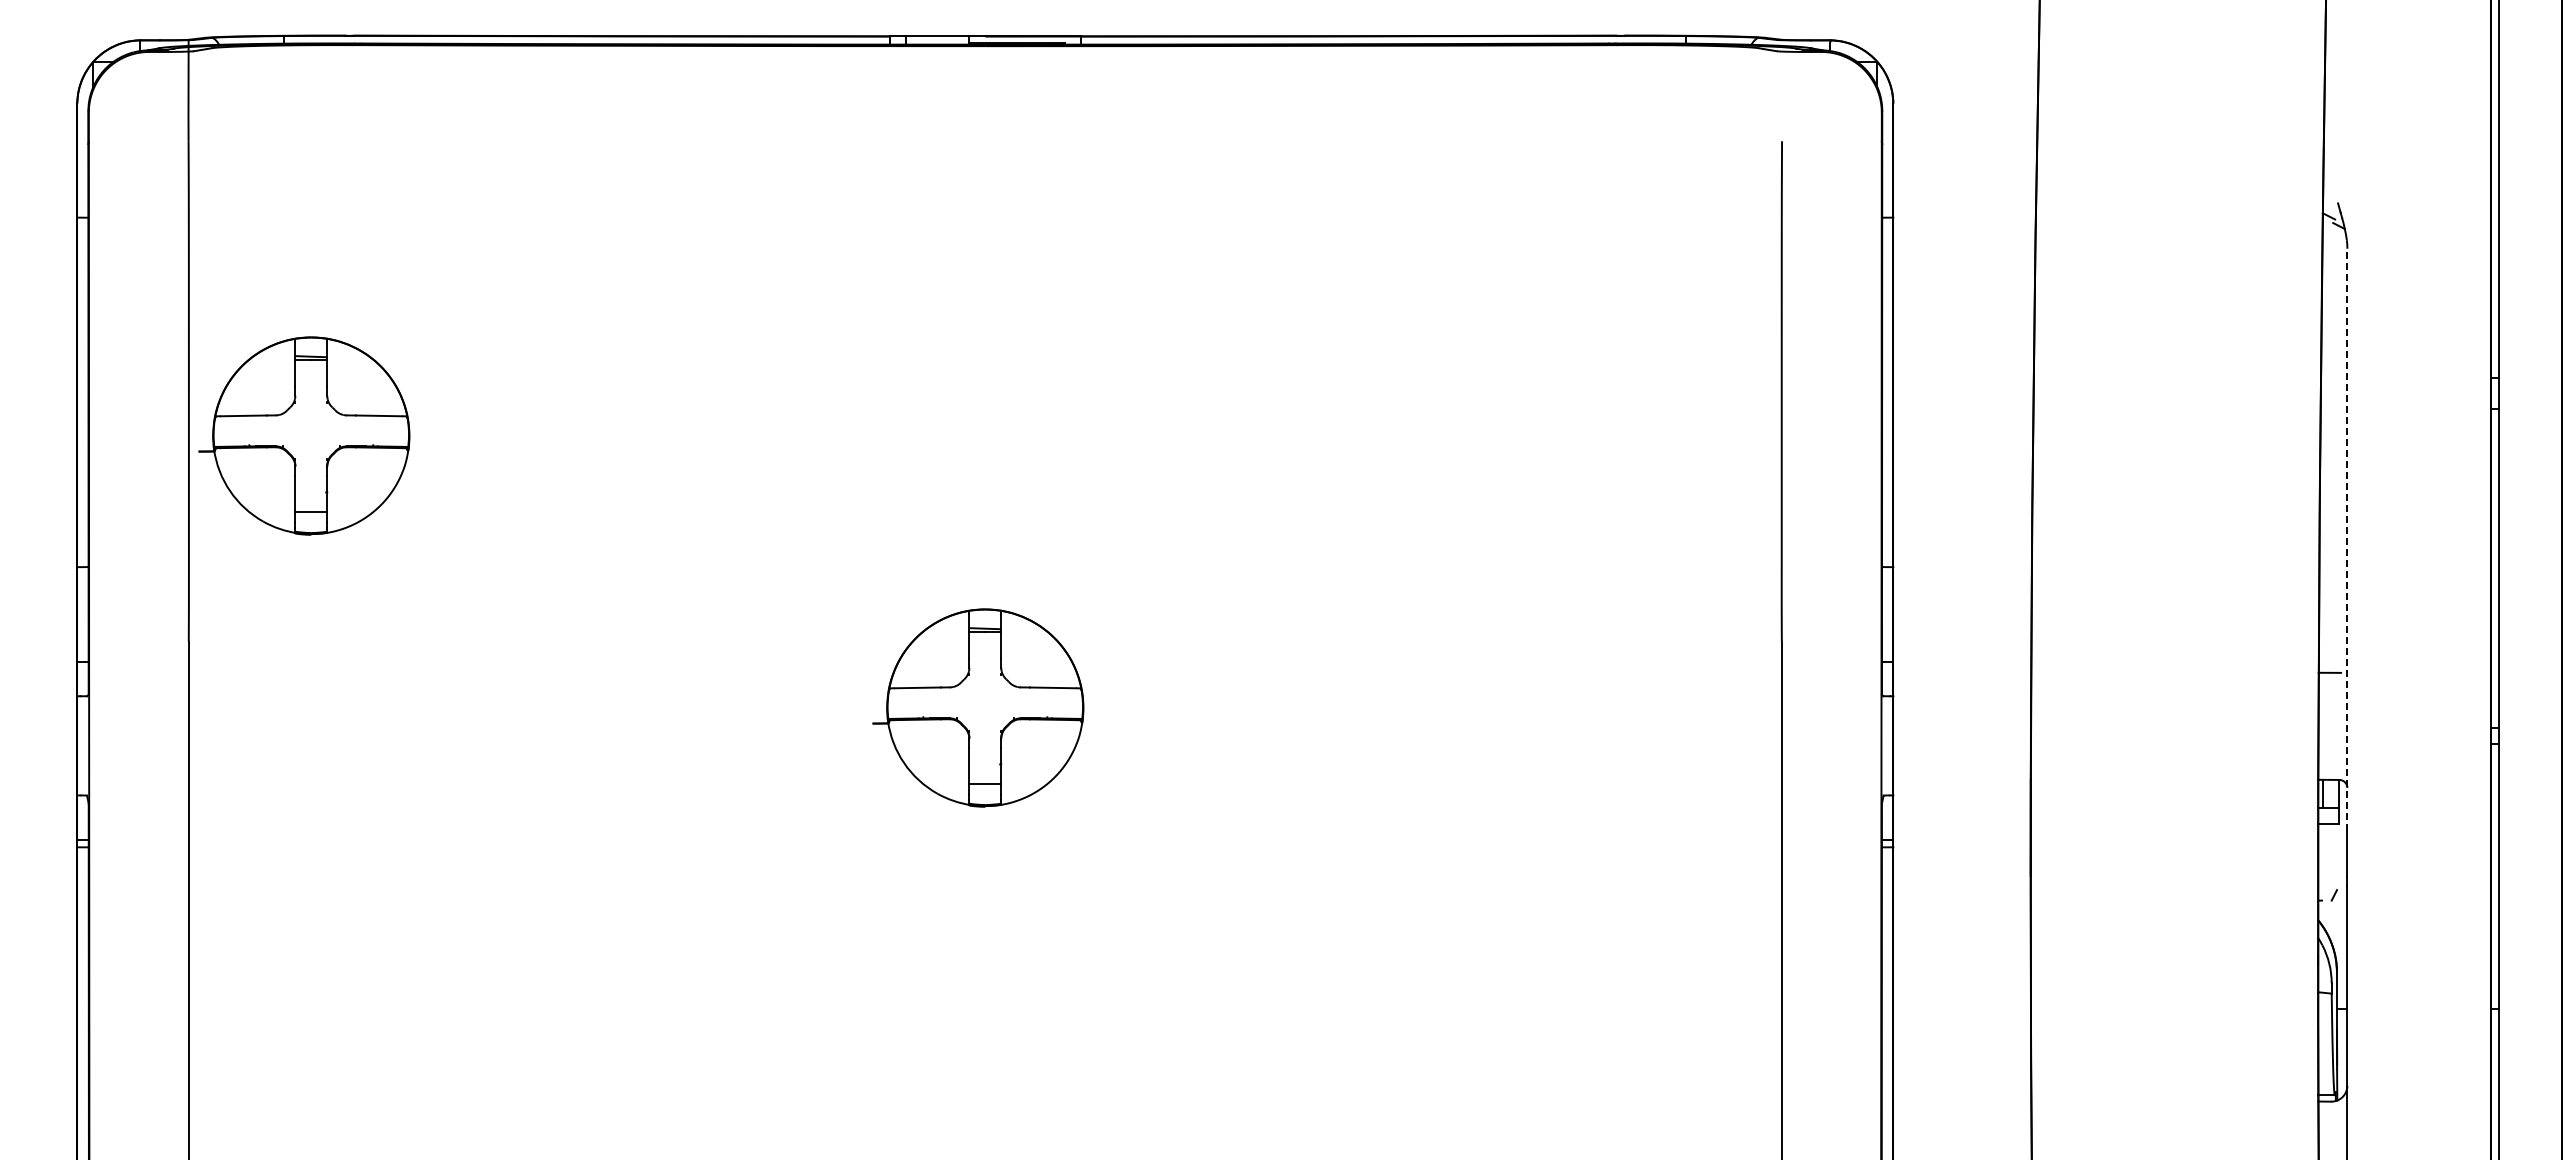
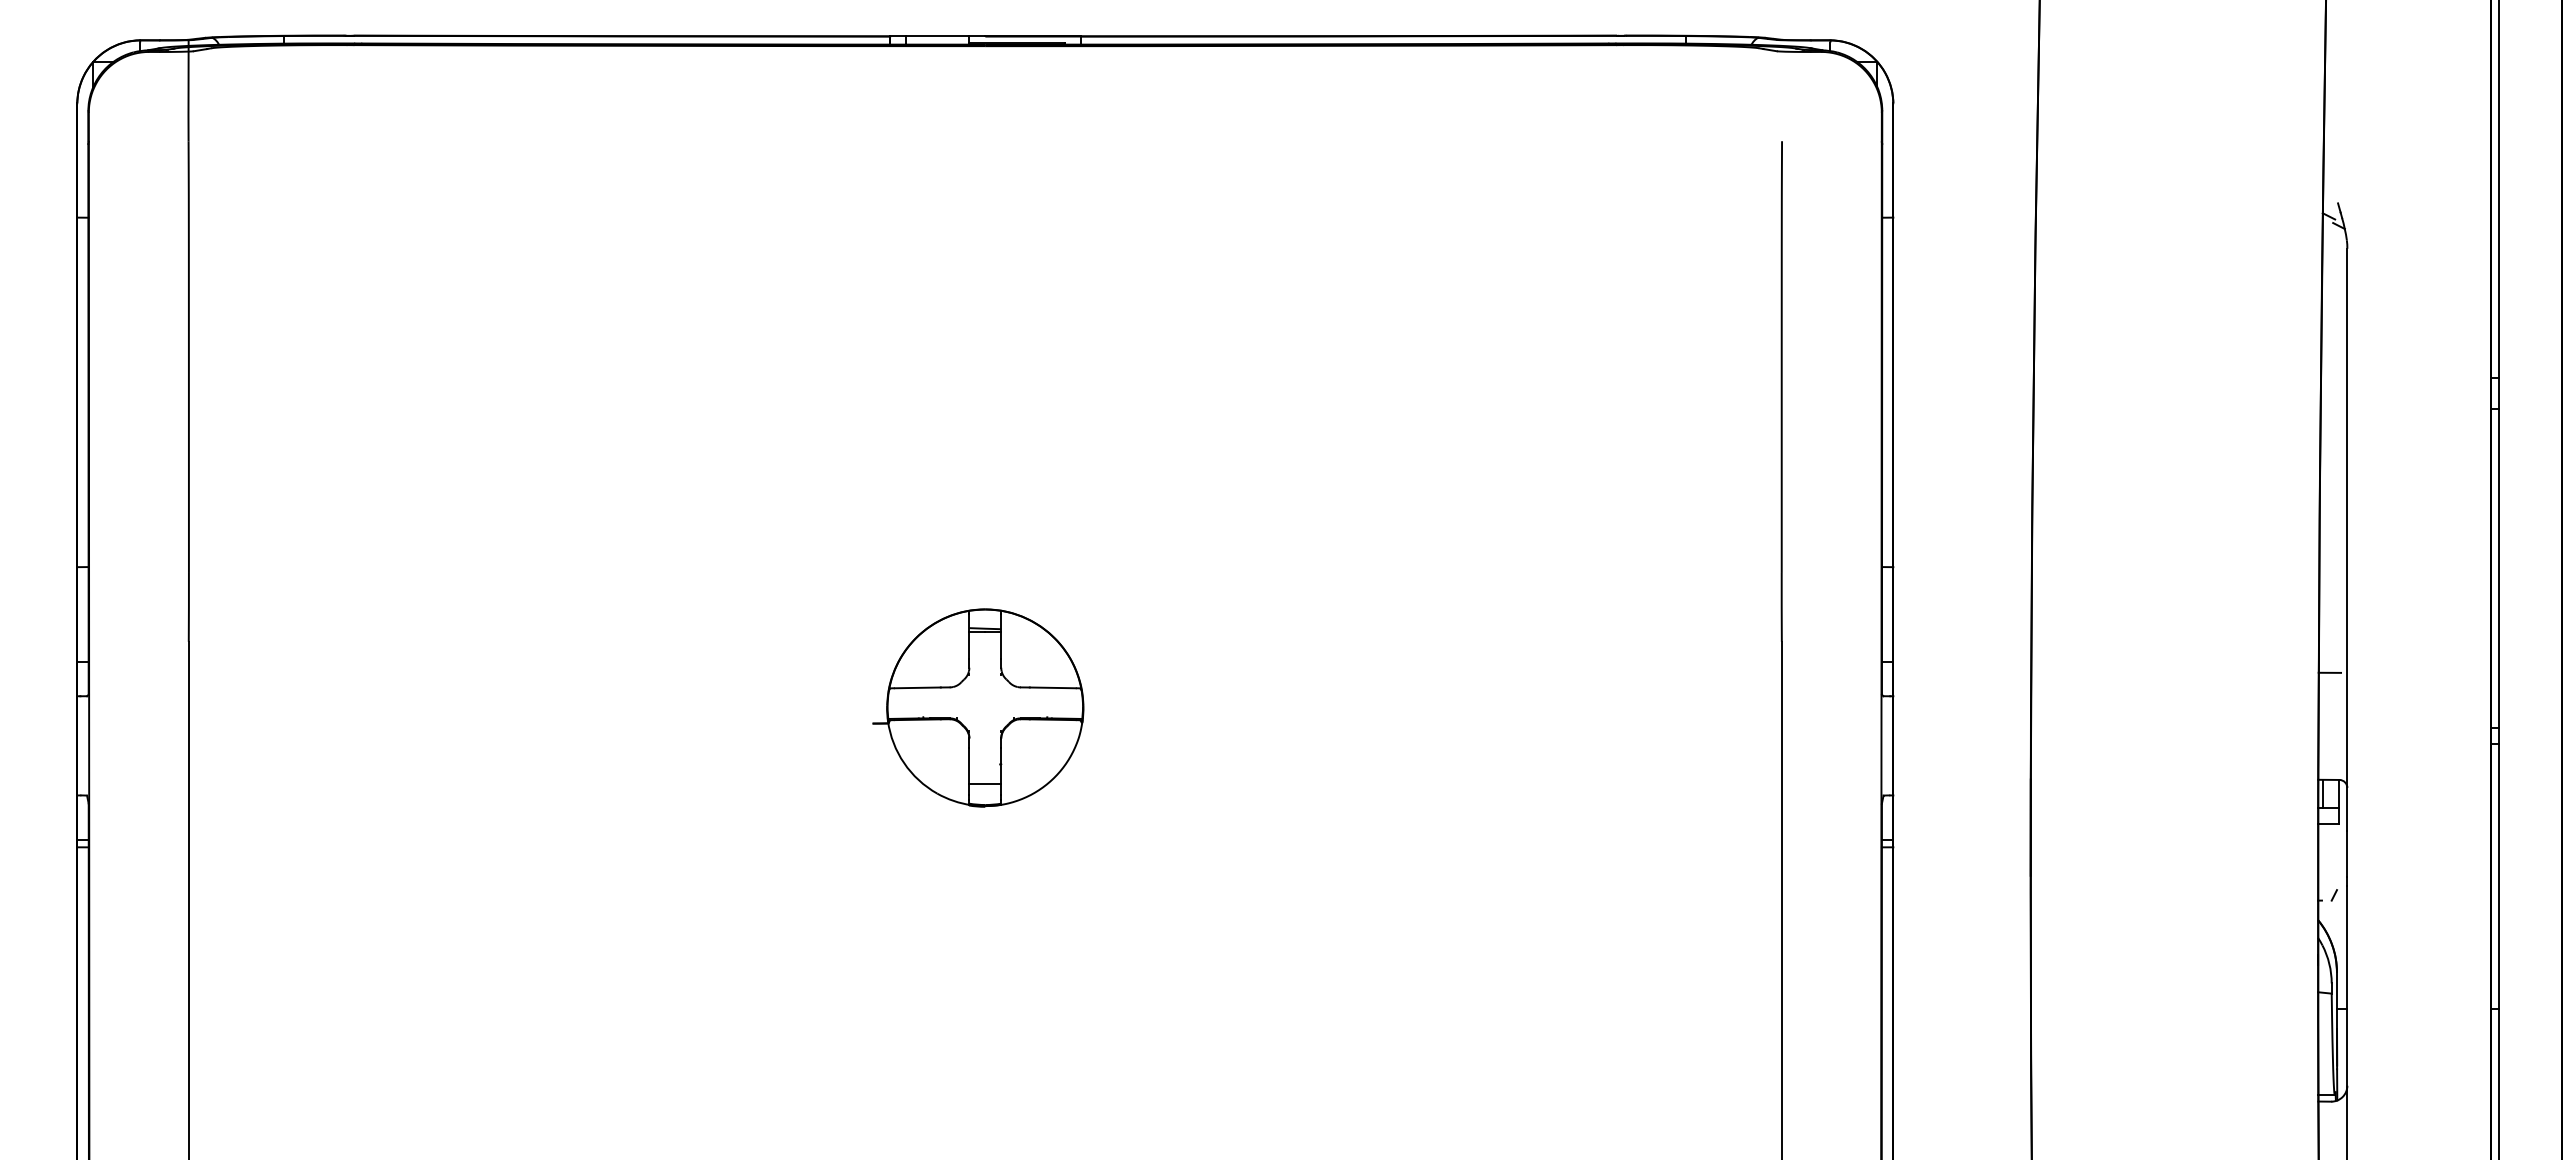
part: present -> none (304, 435)
line: dashed -> solid (2347, 539)
